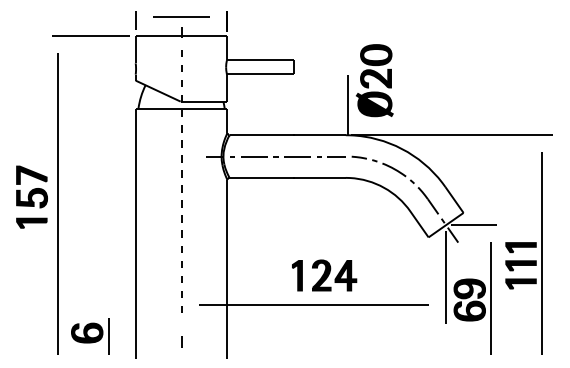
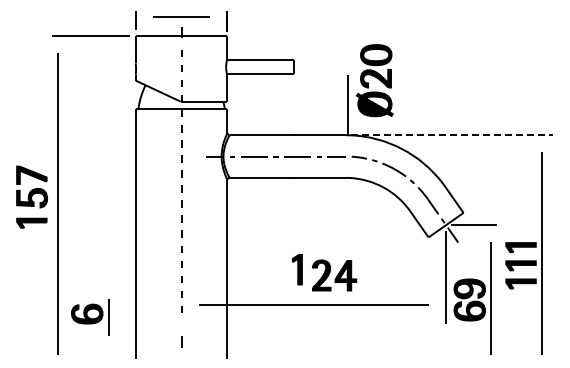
line: solid -> dashed (452, 135)
part position: (297, 275) -> (297, 269) (297, 269)
part position: (90, 336) -> (90, 317) (90, 317)
